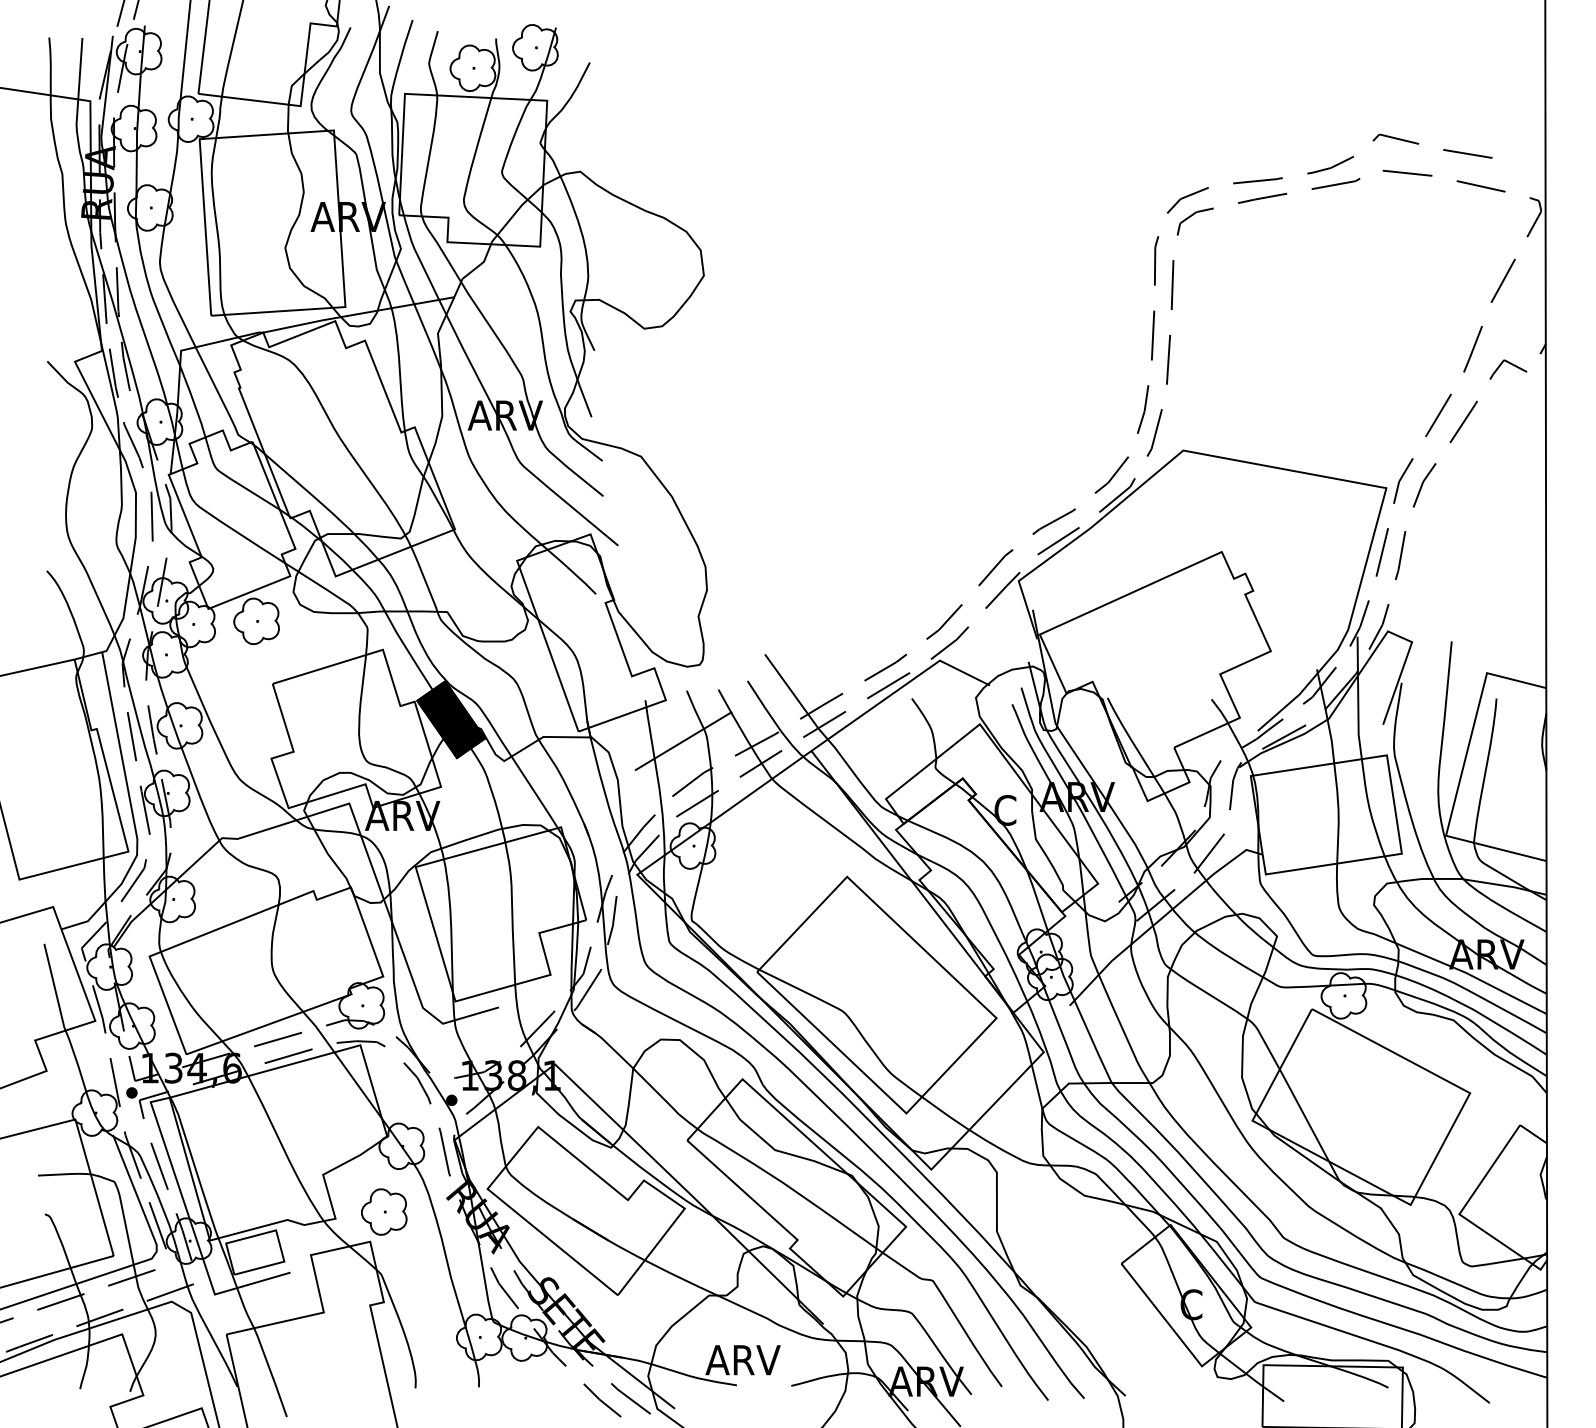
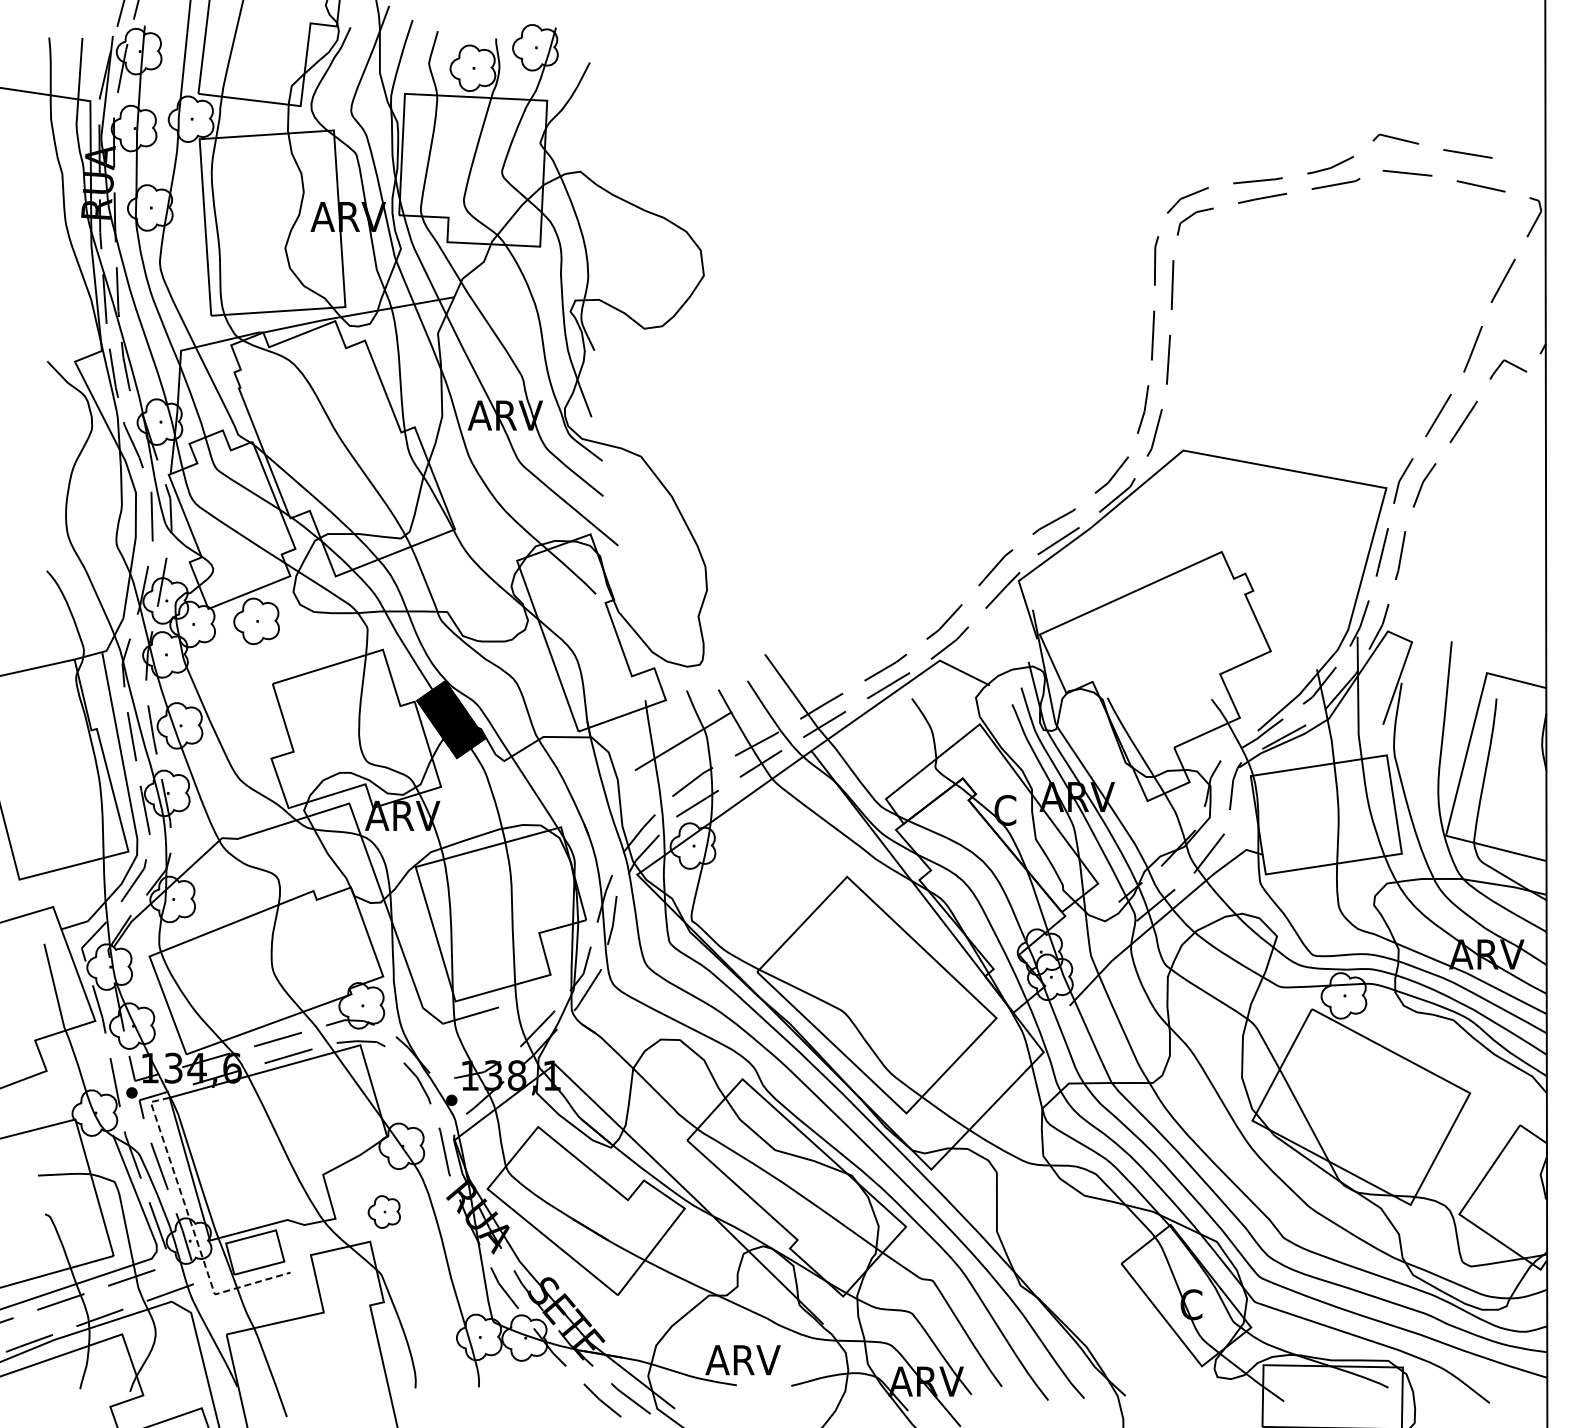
part size: 47x48 px -> 34x34 px (383, 1211)
line: solid -> dashed (192, 1226)
